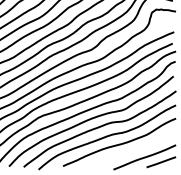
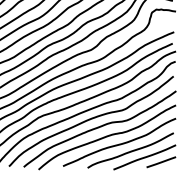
curve: none -> present (130, 150)
